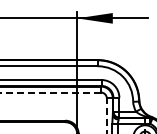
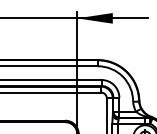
line: dashed -> solid (50, 92)
line: dashed -> solid (106, 115)
